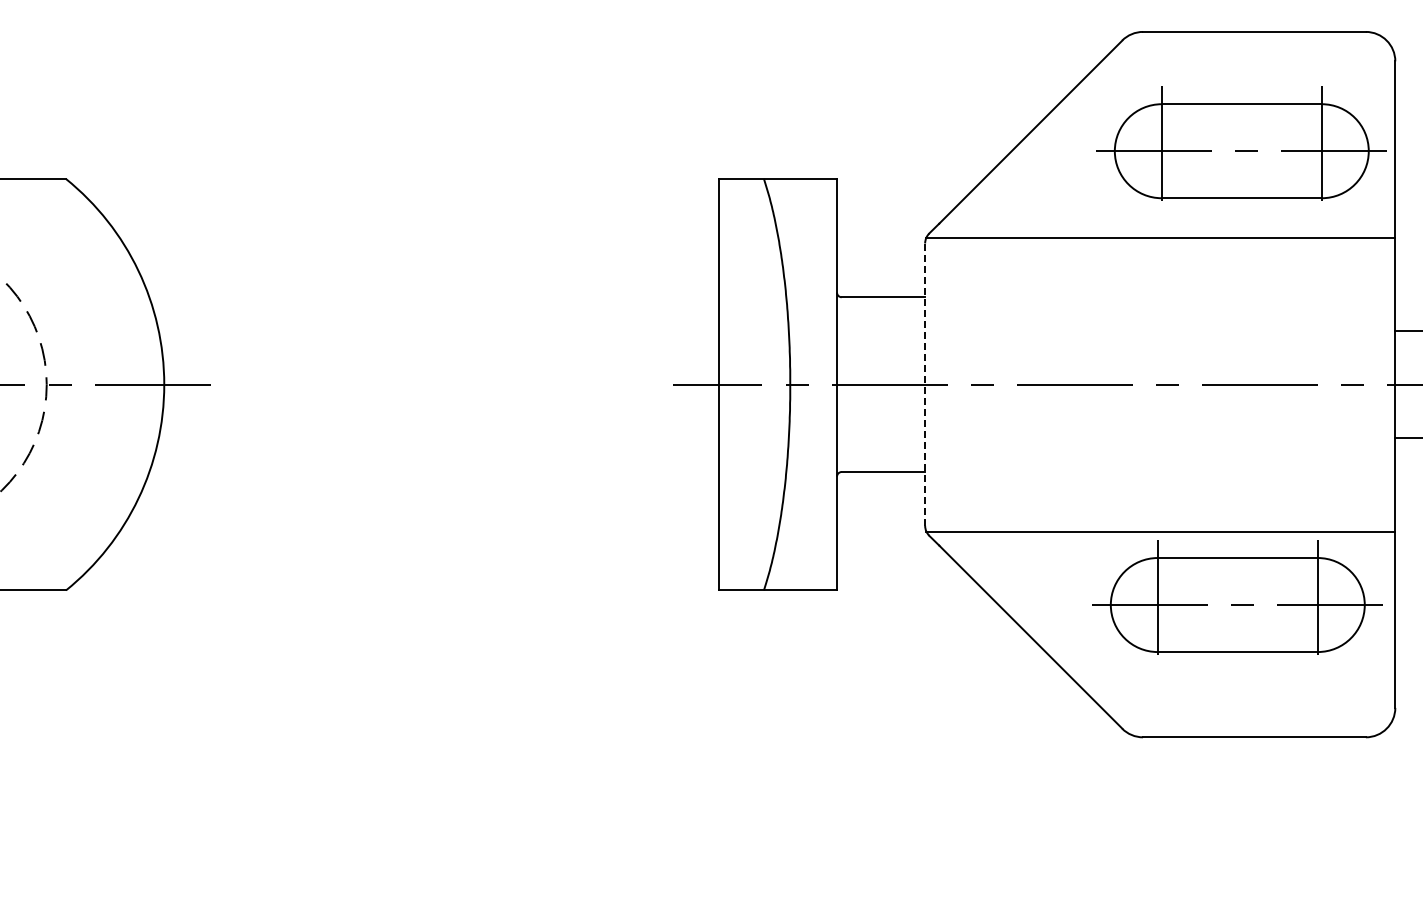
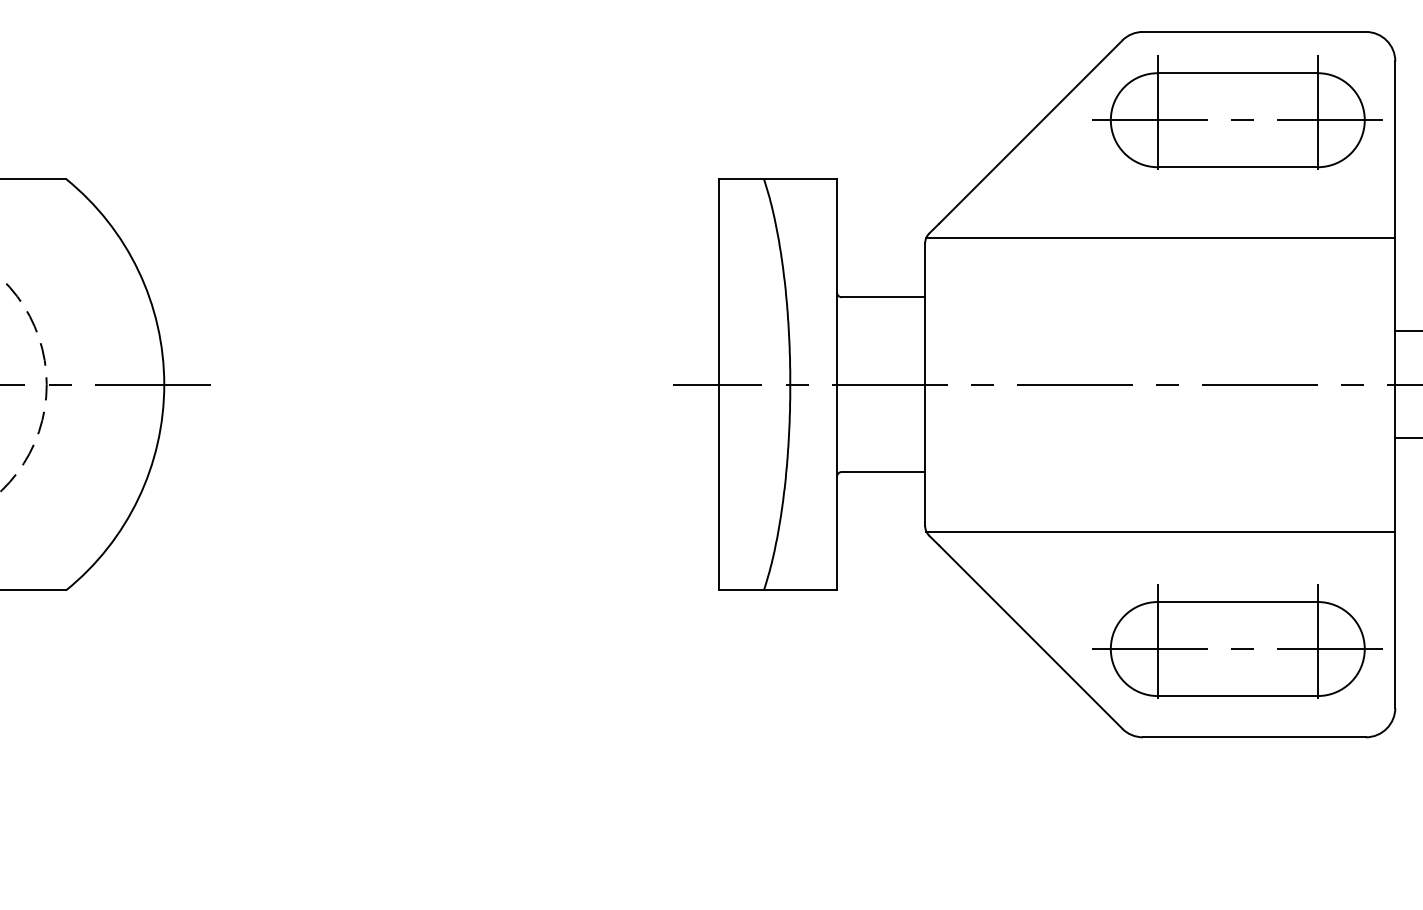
part position: (1241, 143) -> (1237, 112) (1237, 112)
line: dashed -> solid (925, 384)
part position: (1237, 597) -> (1237, 641) (1237, 641)
